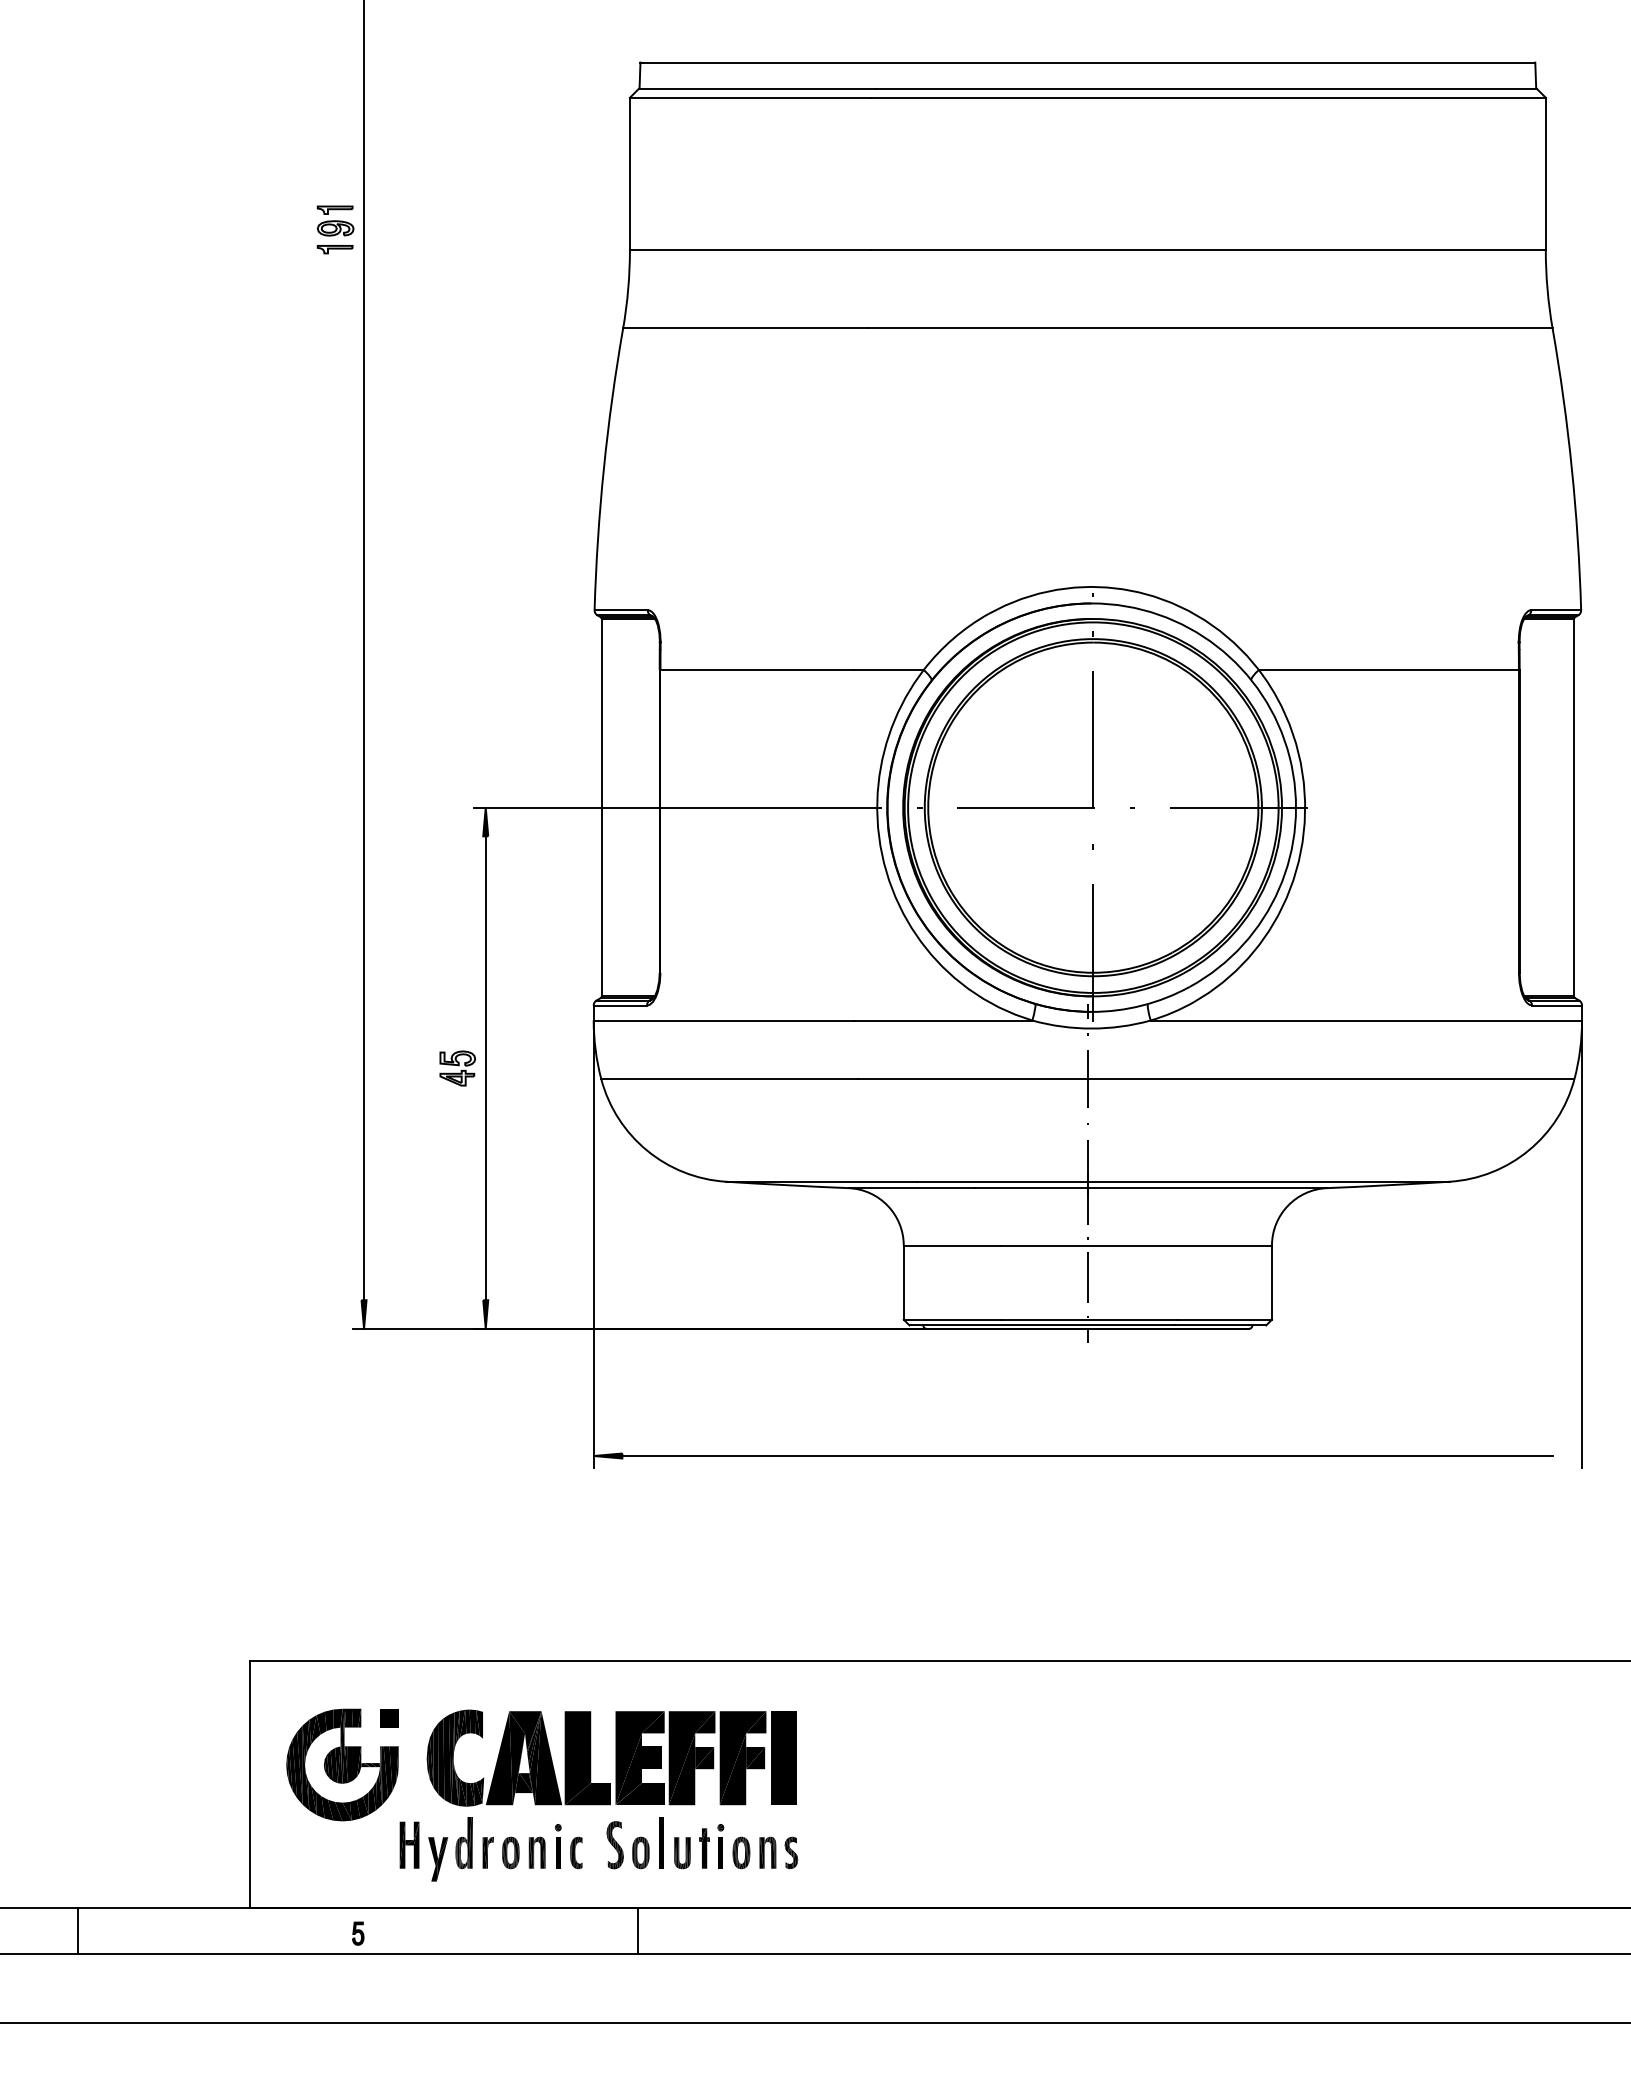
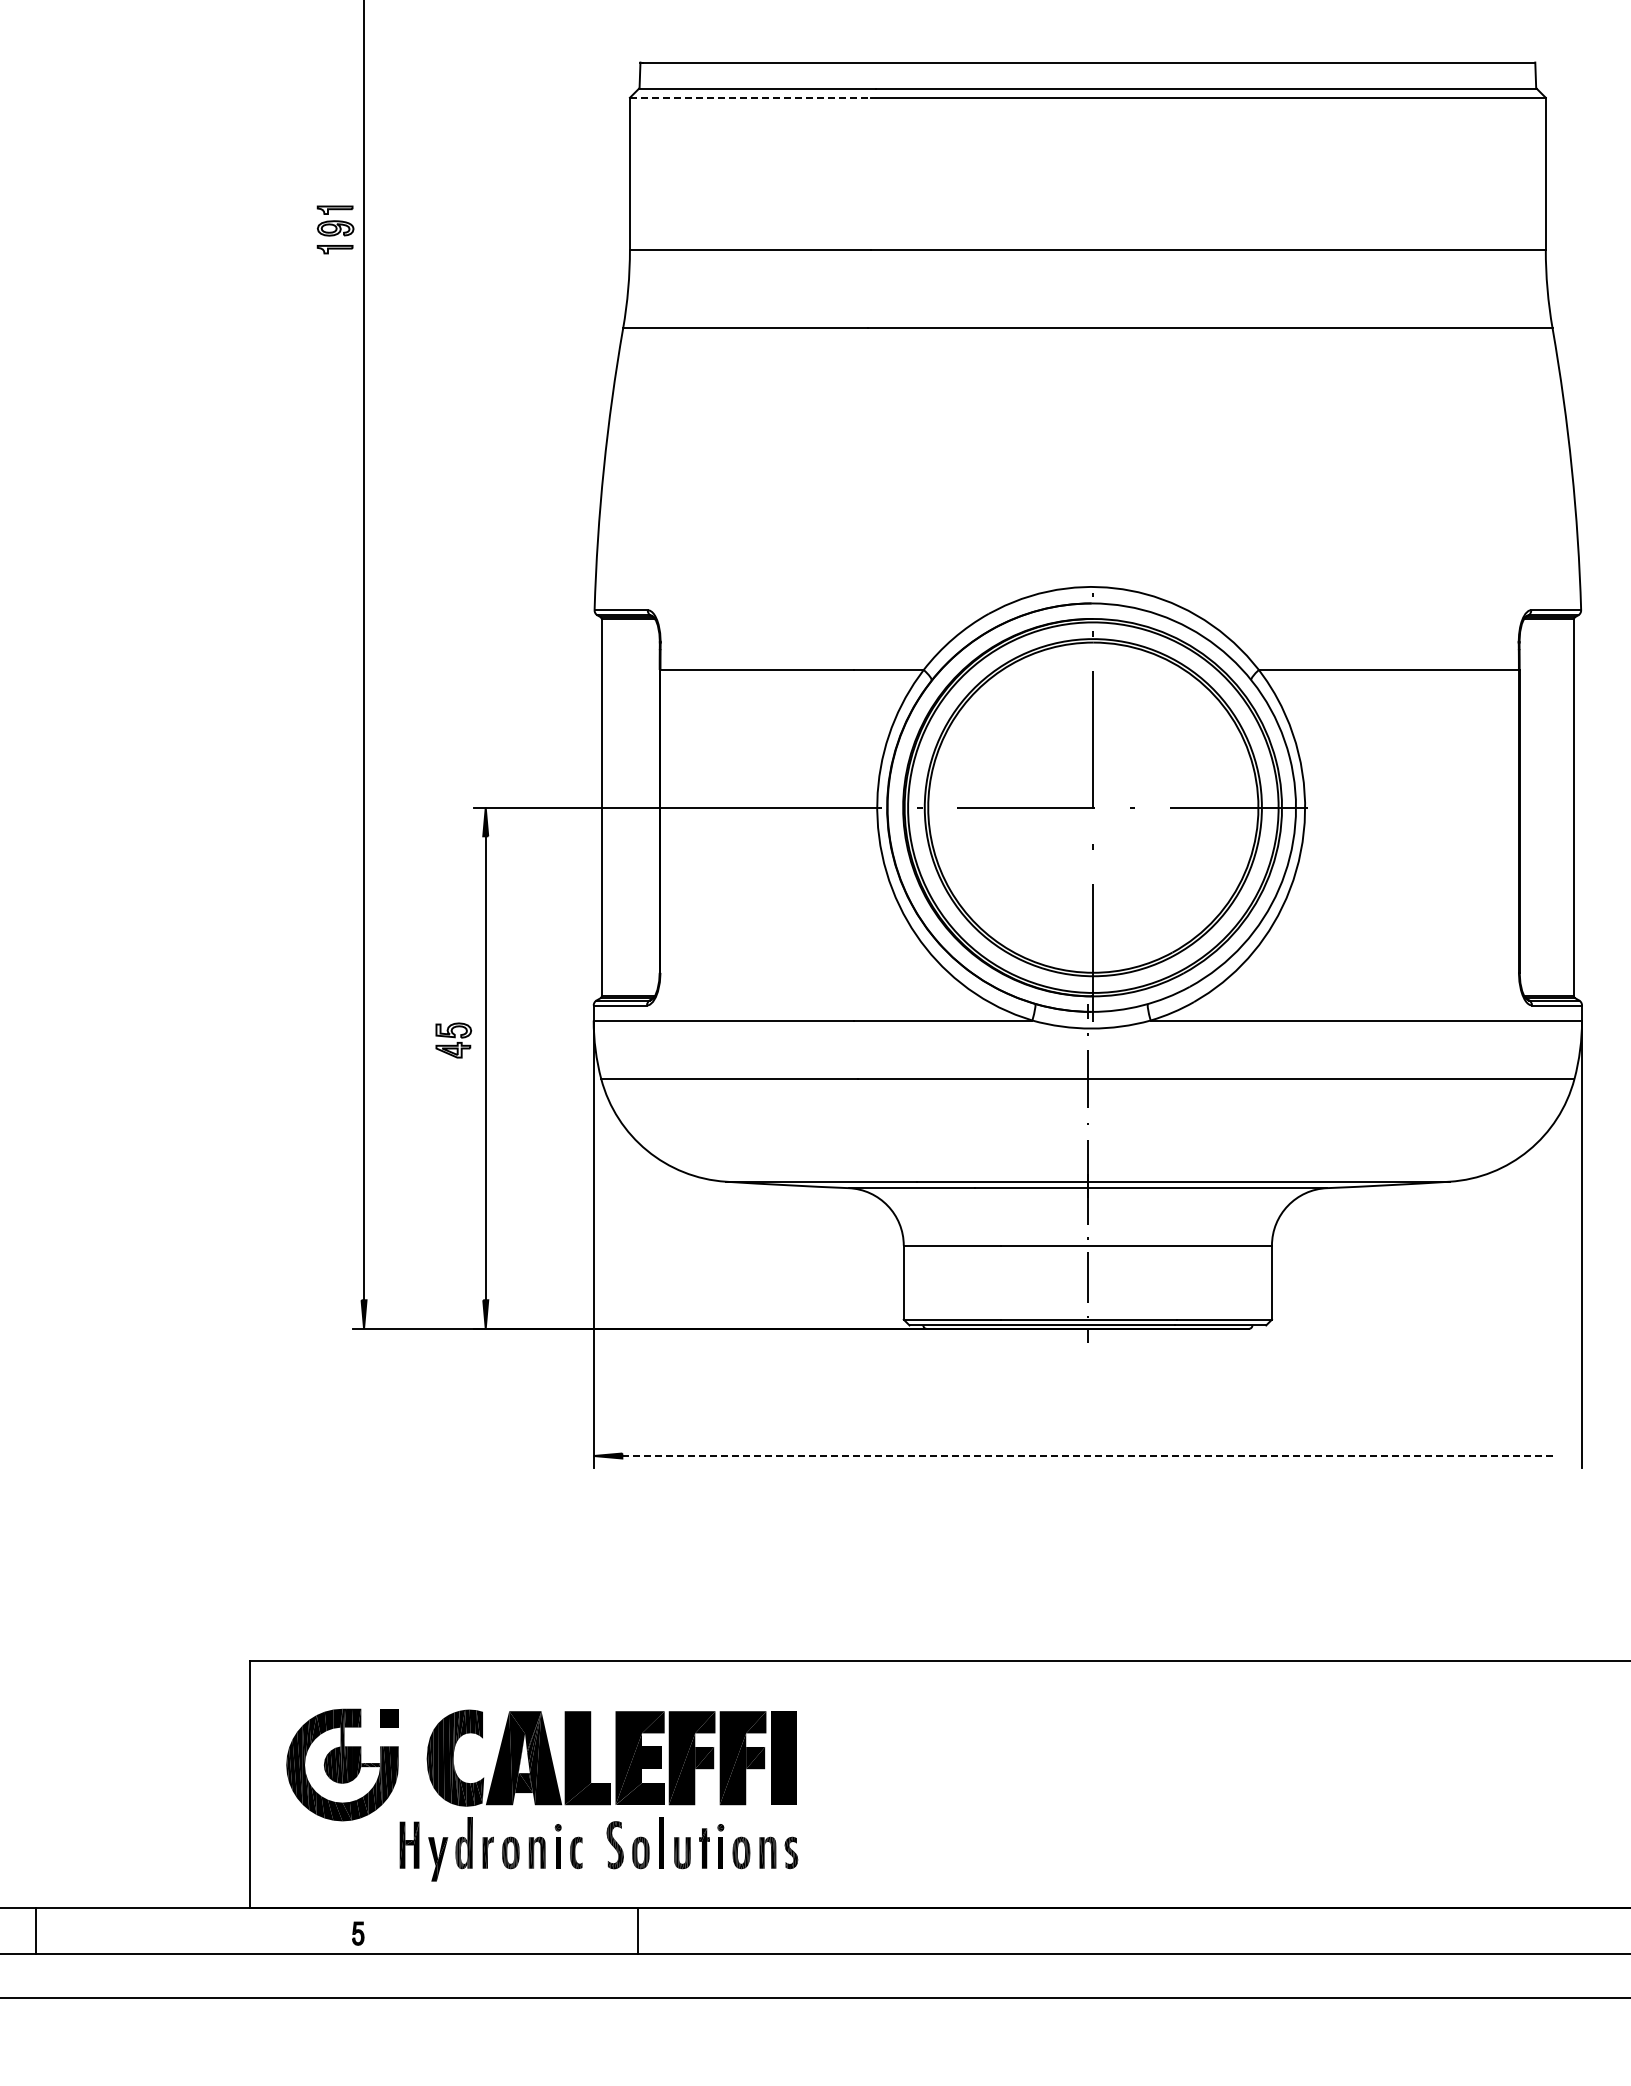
line: solid -> dashed (750, 97)
part position: (457, 1068) -> (453, 1040) (453, 1040)
line: solid -> dashed (1087, 1456)
line position: (77, 1931) -> (35, 1931) (35, 1931)
line position: (814, 2023) -> (814, 1998) (814, 1998)
